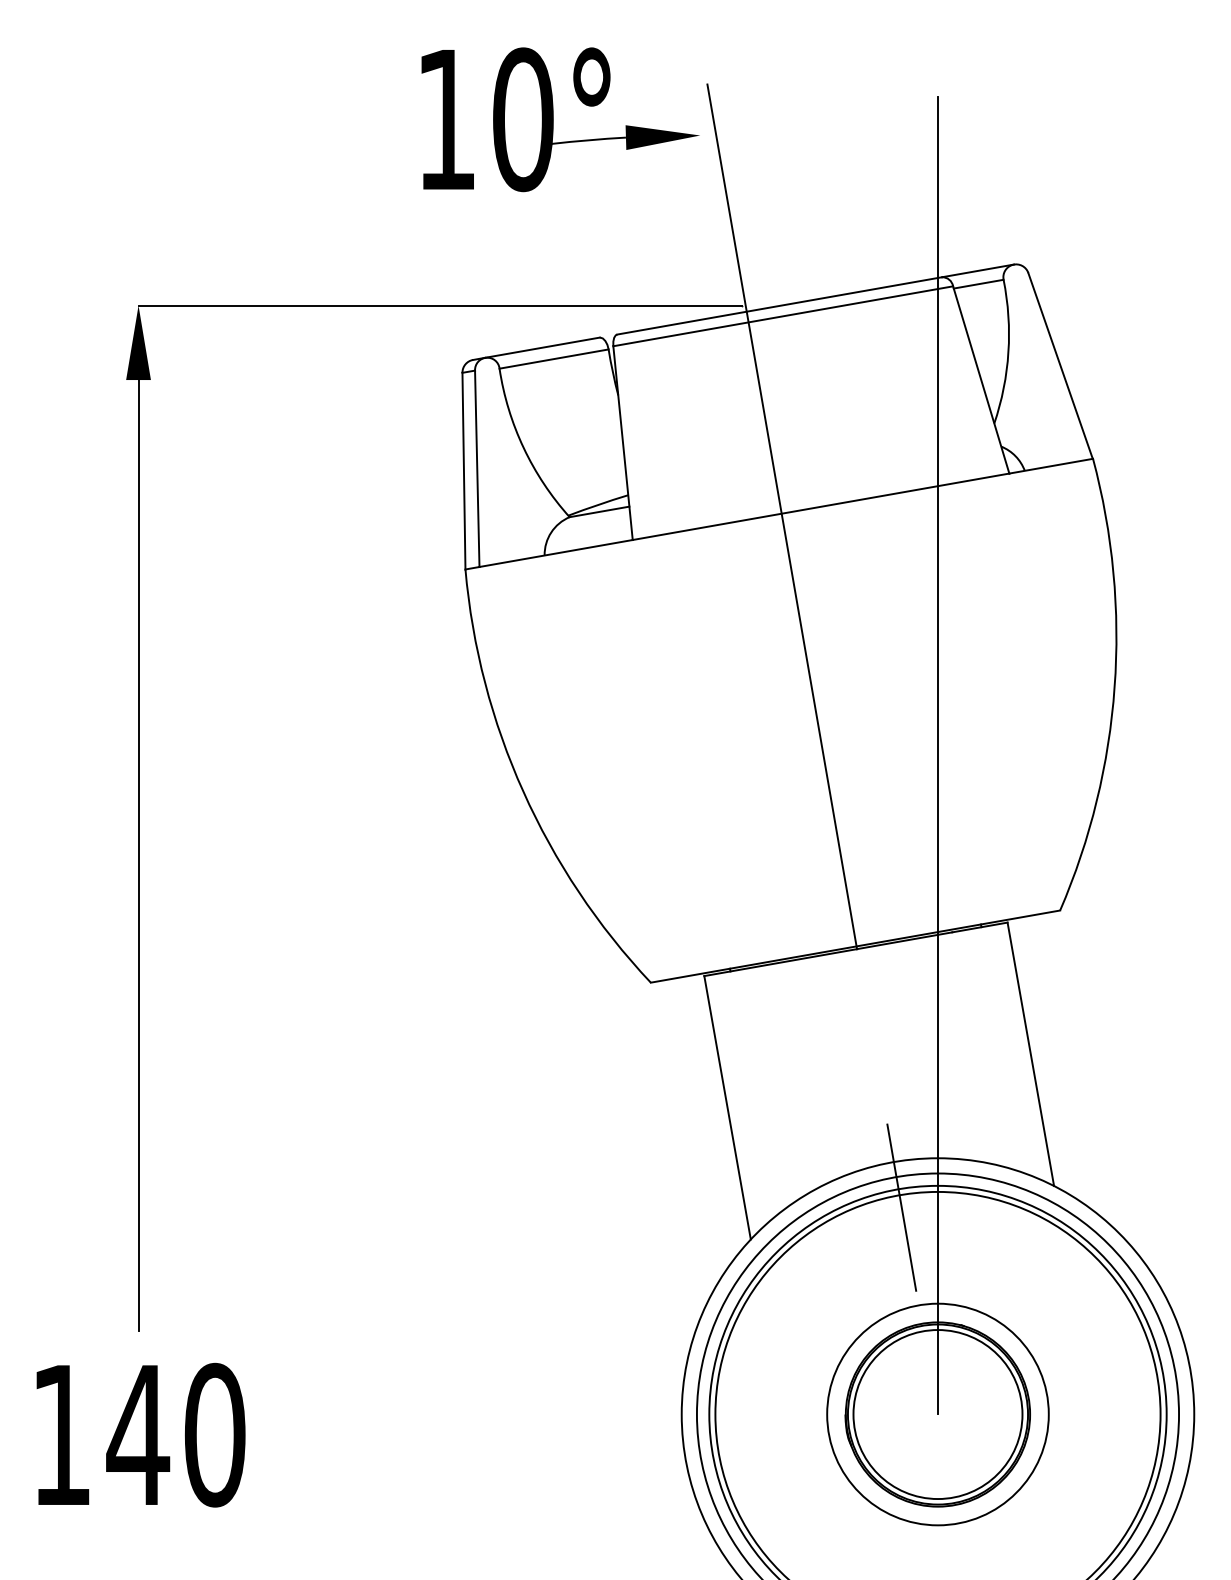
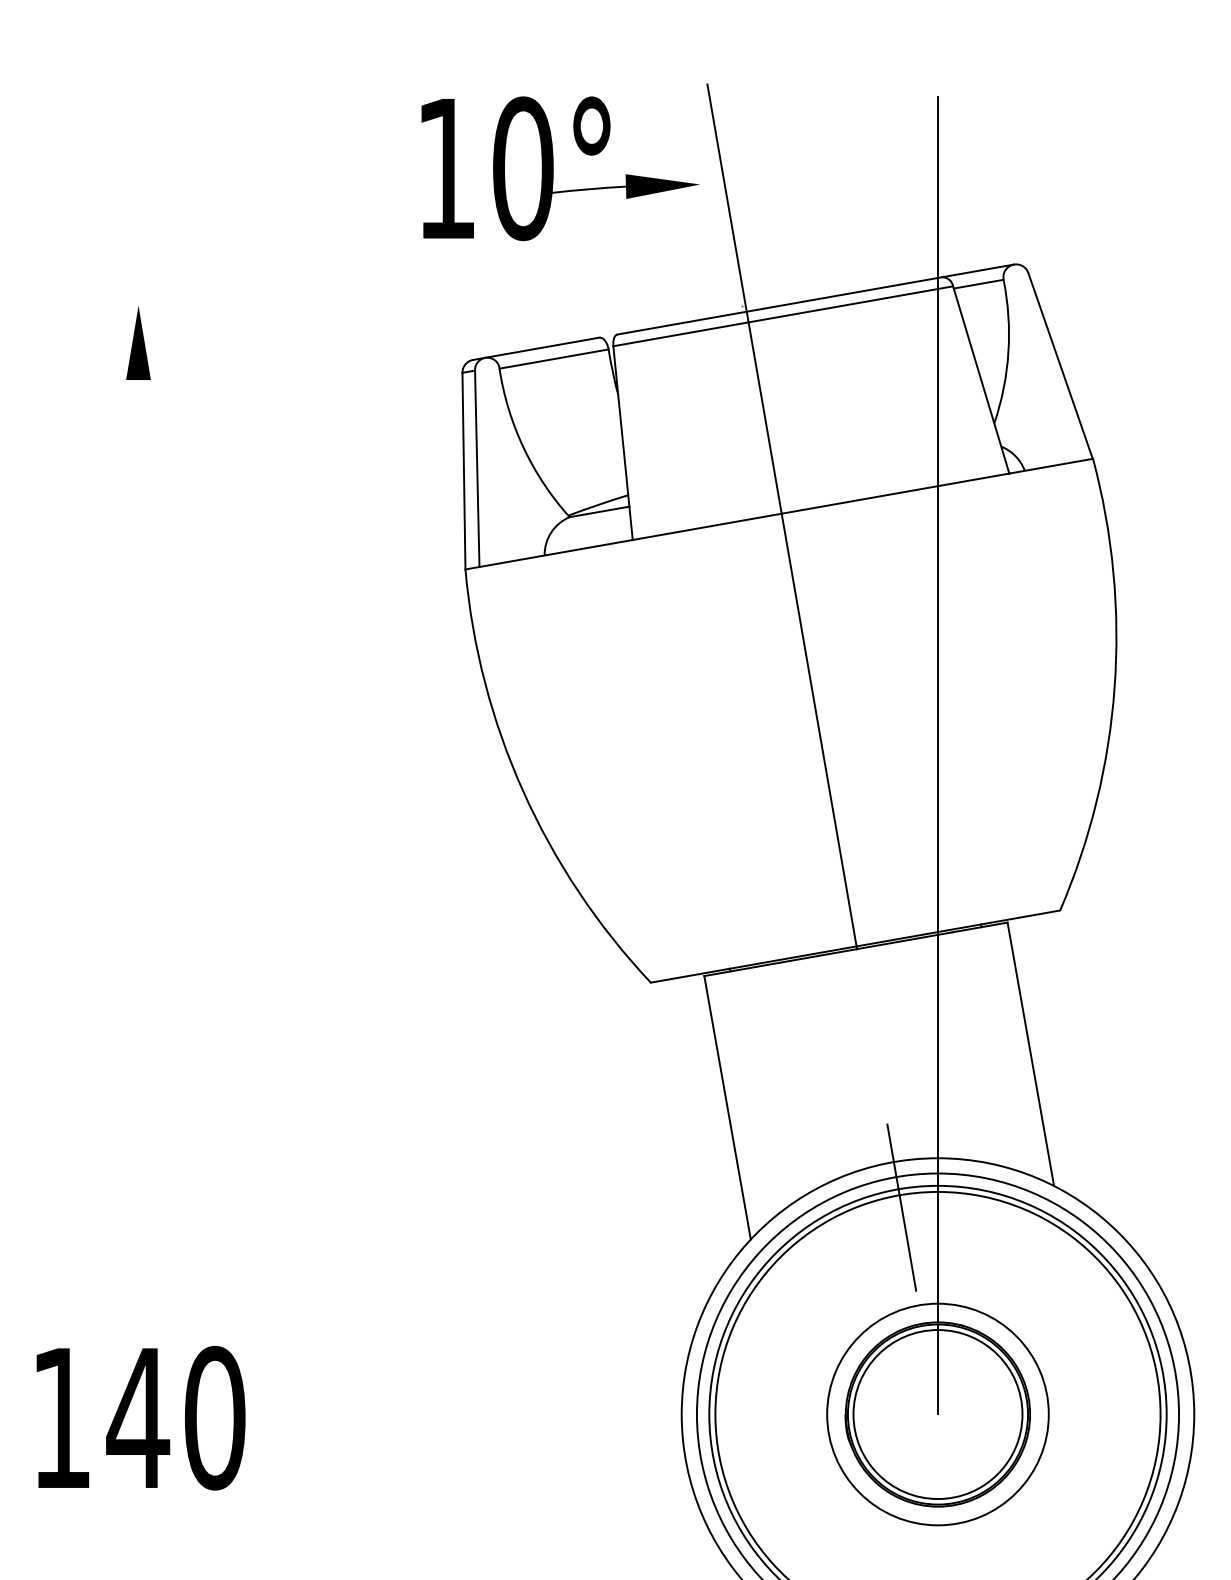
part position: (553, 119) -> (553, 168) (553, 168)
line: present -> none (440, 305)
line: present -> none (138, 855)
text position: (140, 1434) -> (140, 1417) (140, 1417)
